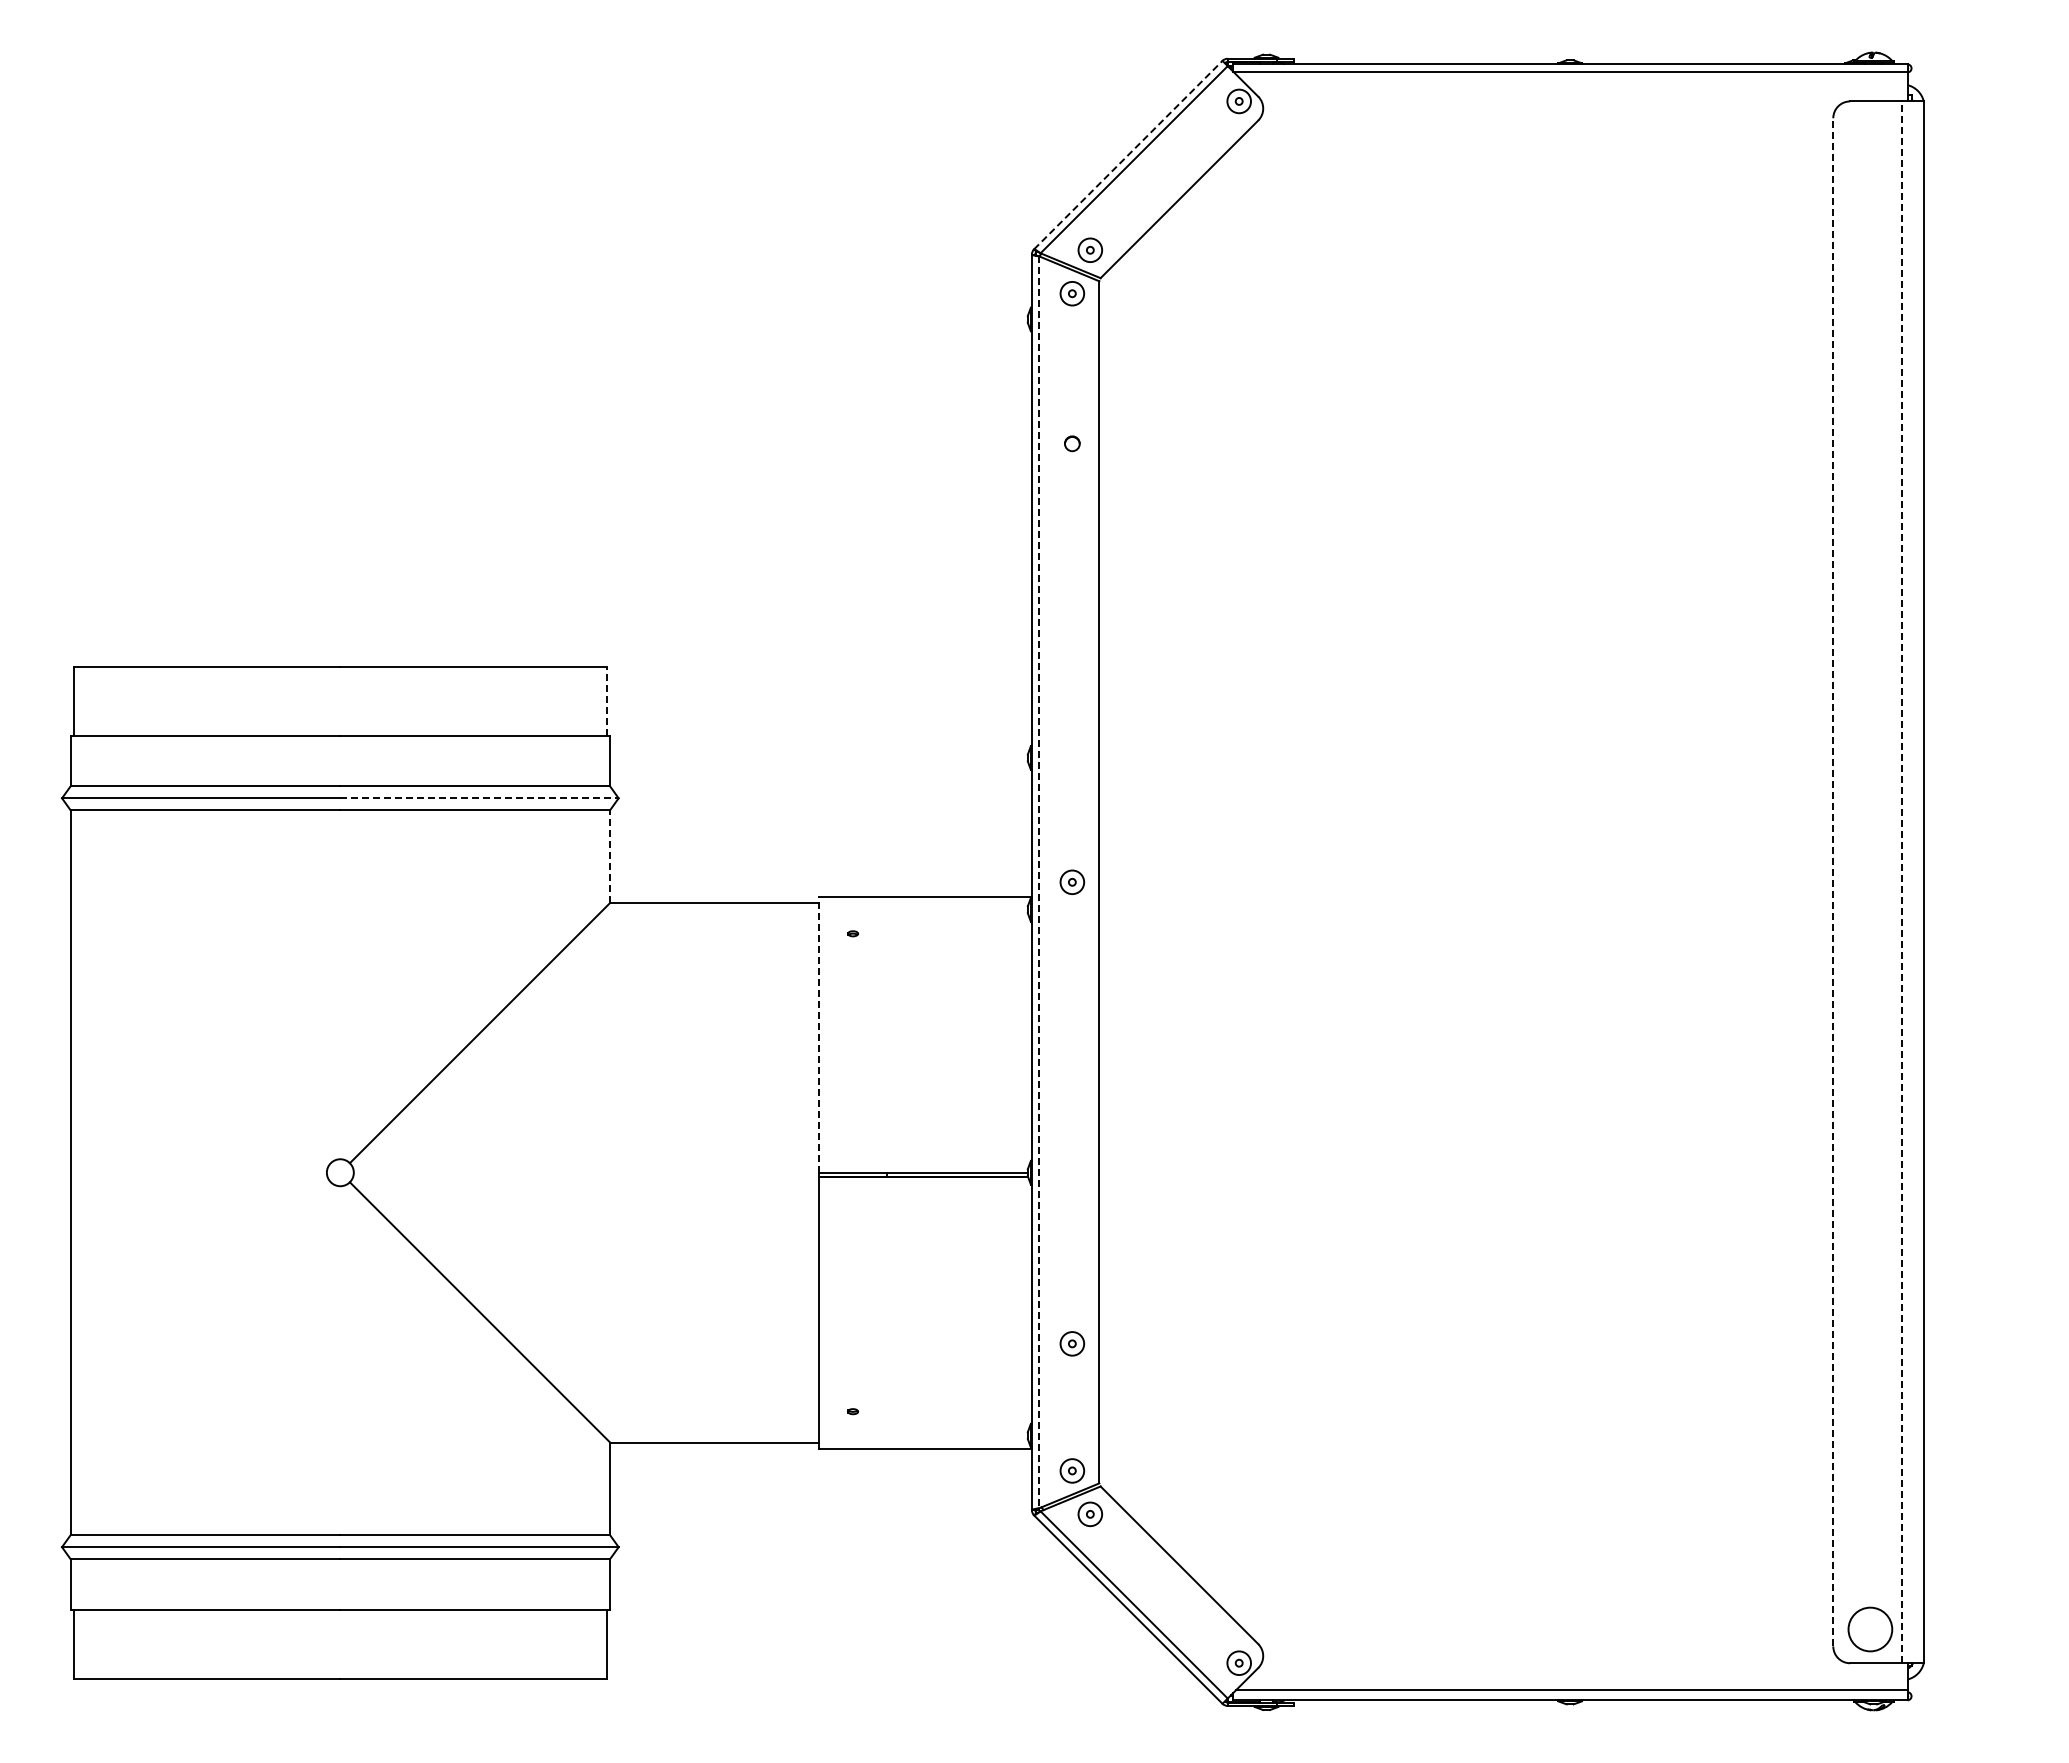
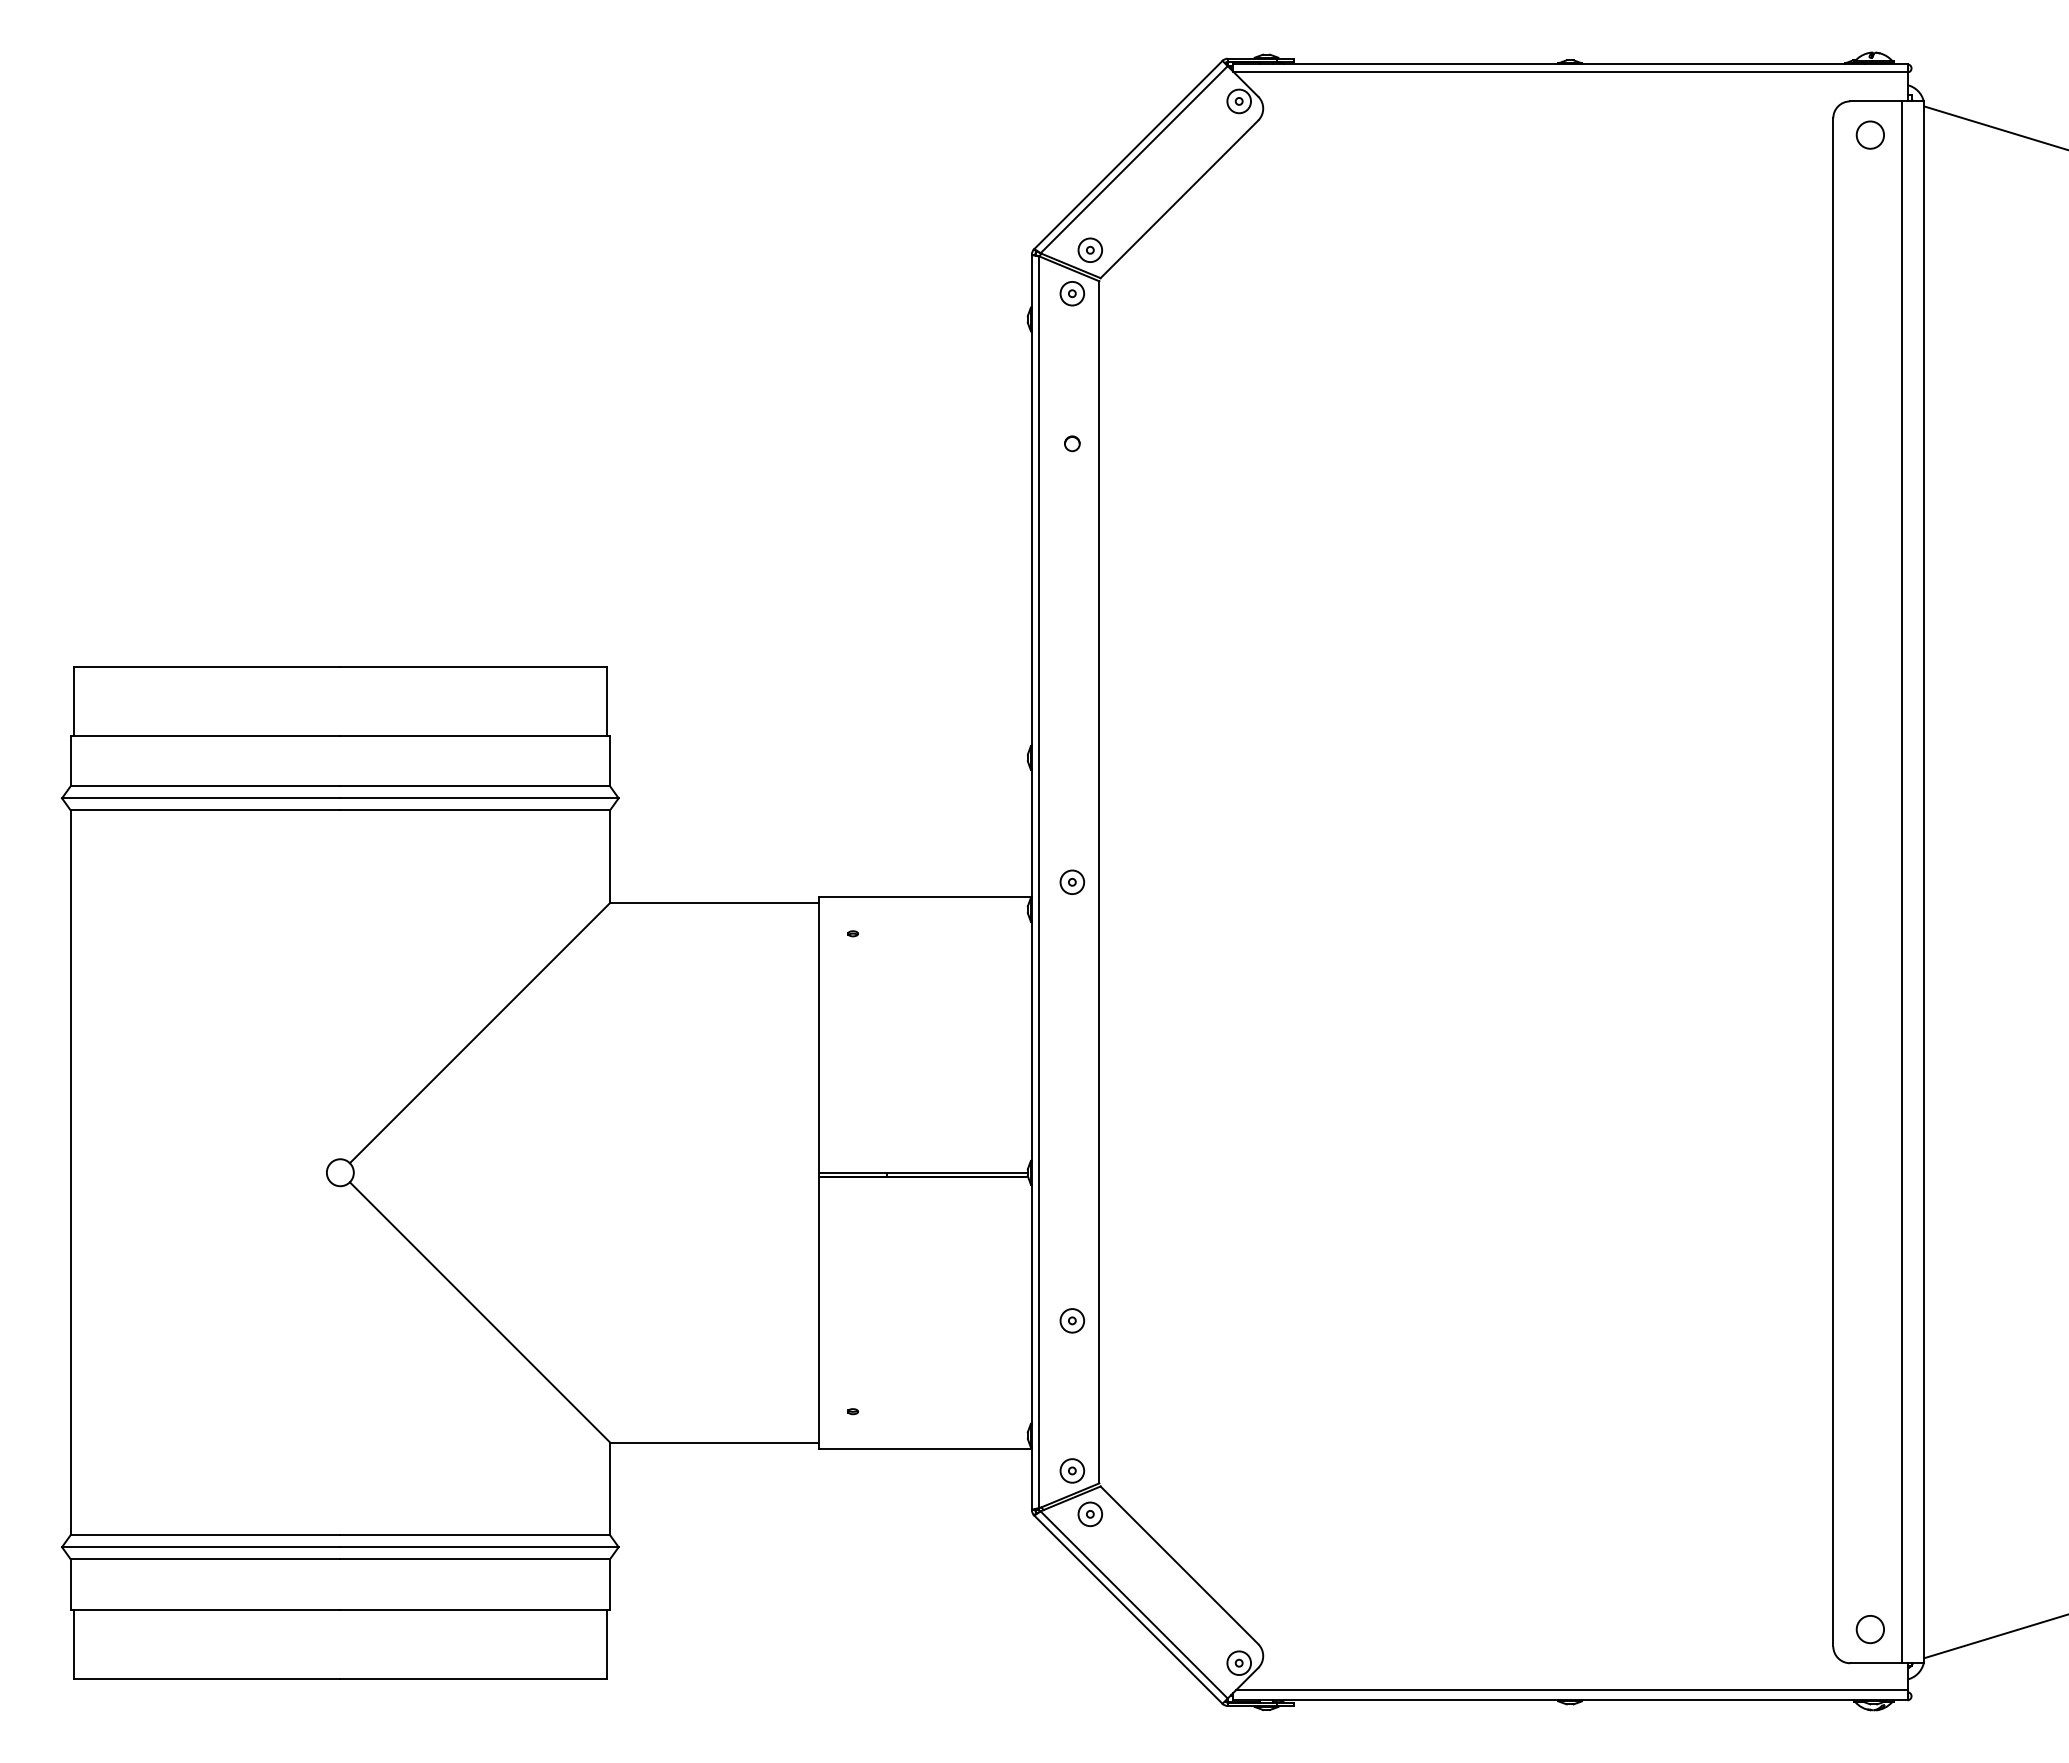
line: none -> present (1994, 127)
circle: none -> present (1869, 134)
line: dashed -> solid (1128, 154)
line: dashed -> solid (606, 701)
line: dashed -> solid (480, 798)
line: dashed -> solid (610, 856)
line: dashed -> solid (1833, 881)
line: dashed -> solid (1039, 882)
line: dashed -> solid (1902, 882)
line: dashed -> solid (819, 1034)
part position: (1072, 1343) -> (1072, 1320) (1072, 1320)
circle diameter: 44 px -> 27 px (1870, 1629)
line: none -> present (1994, 1636)
